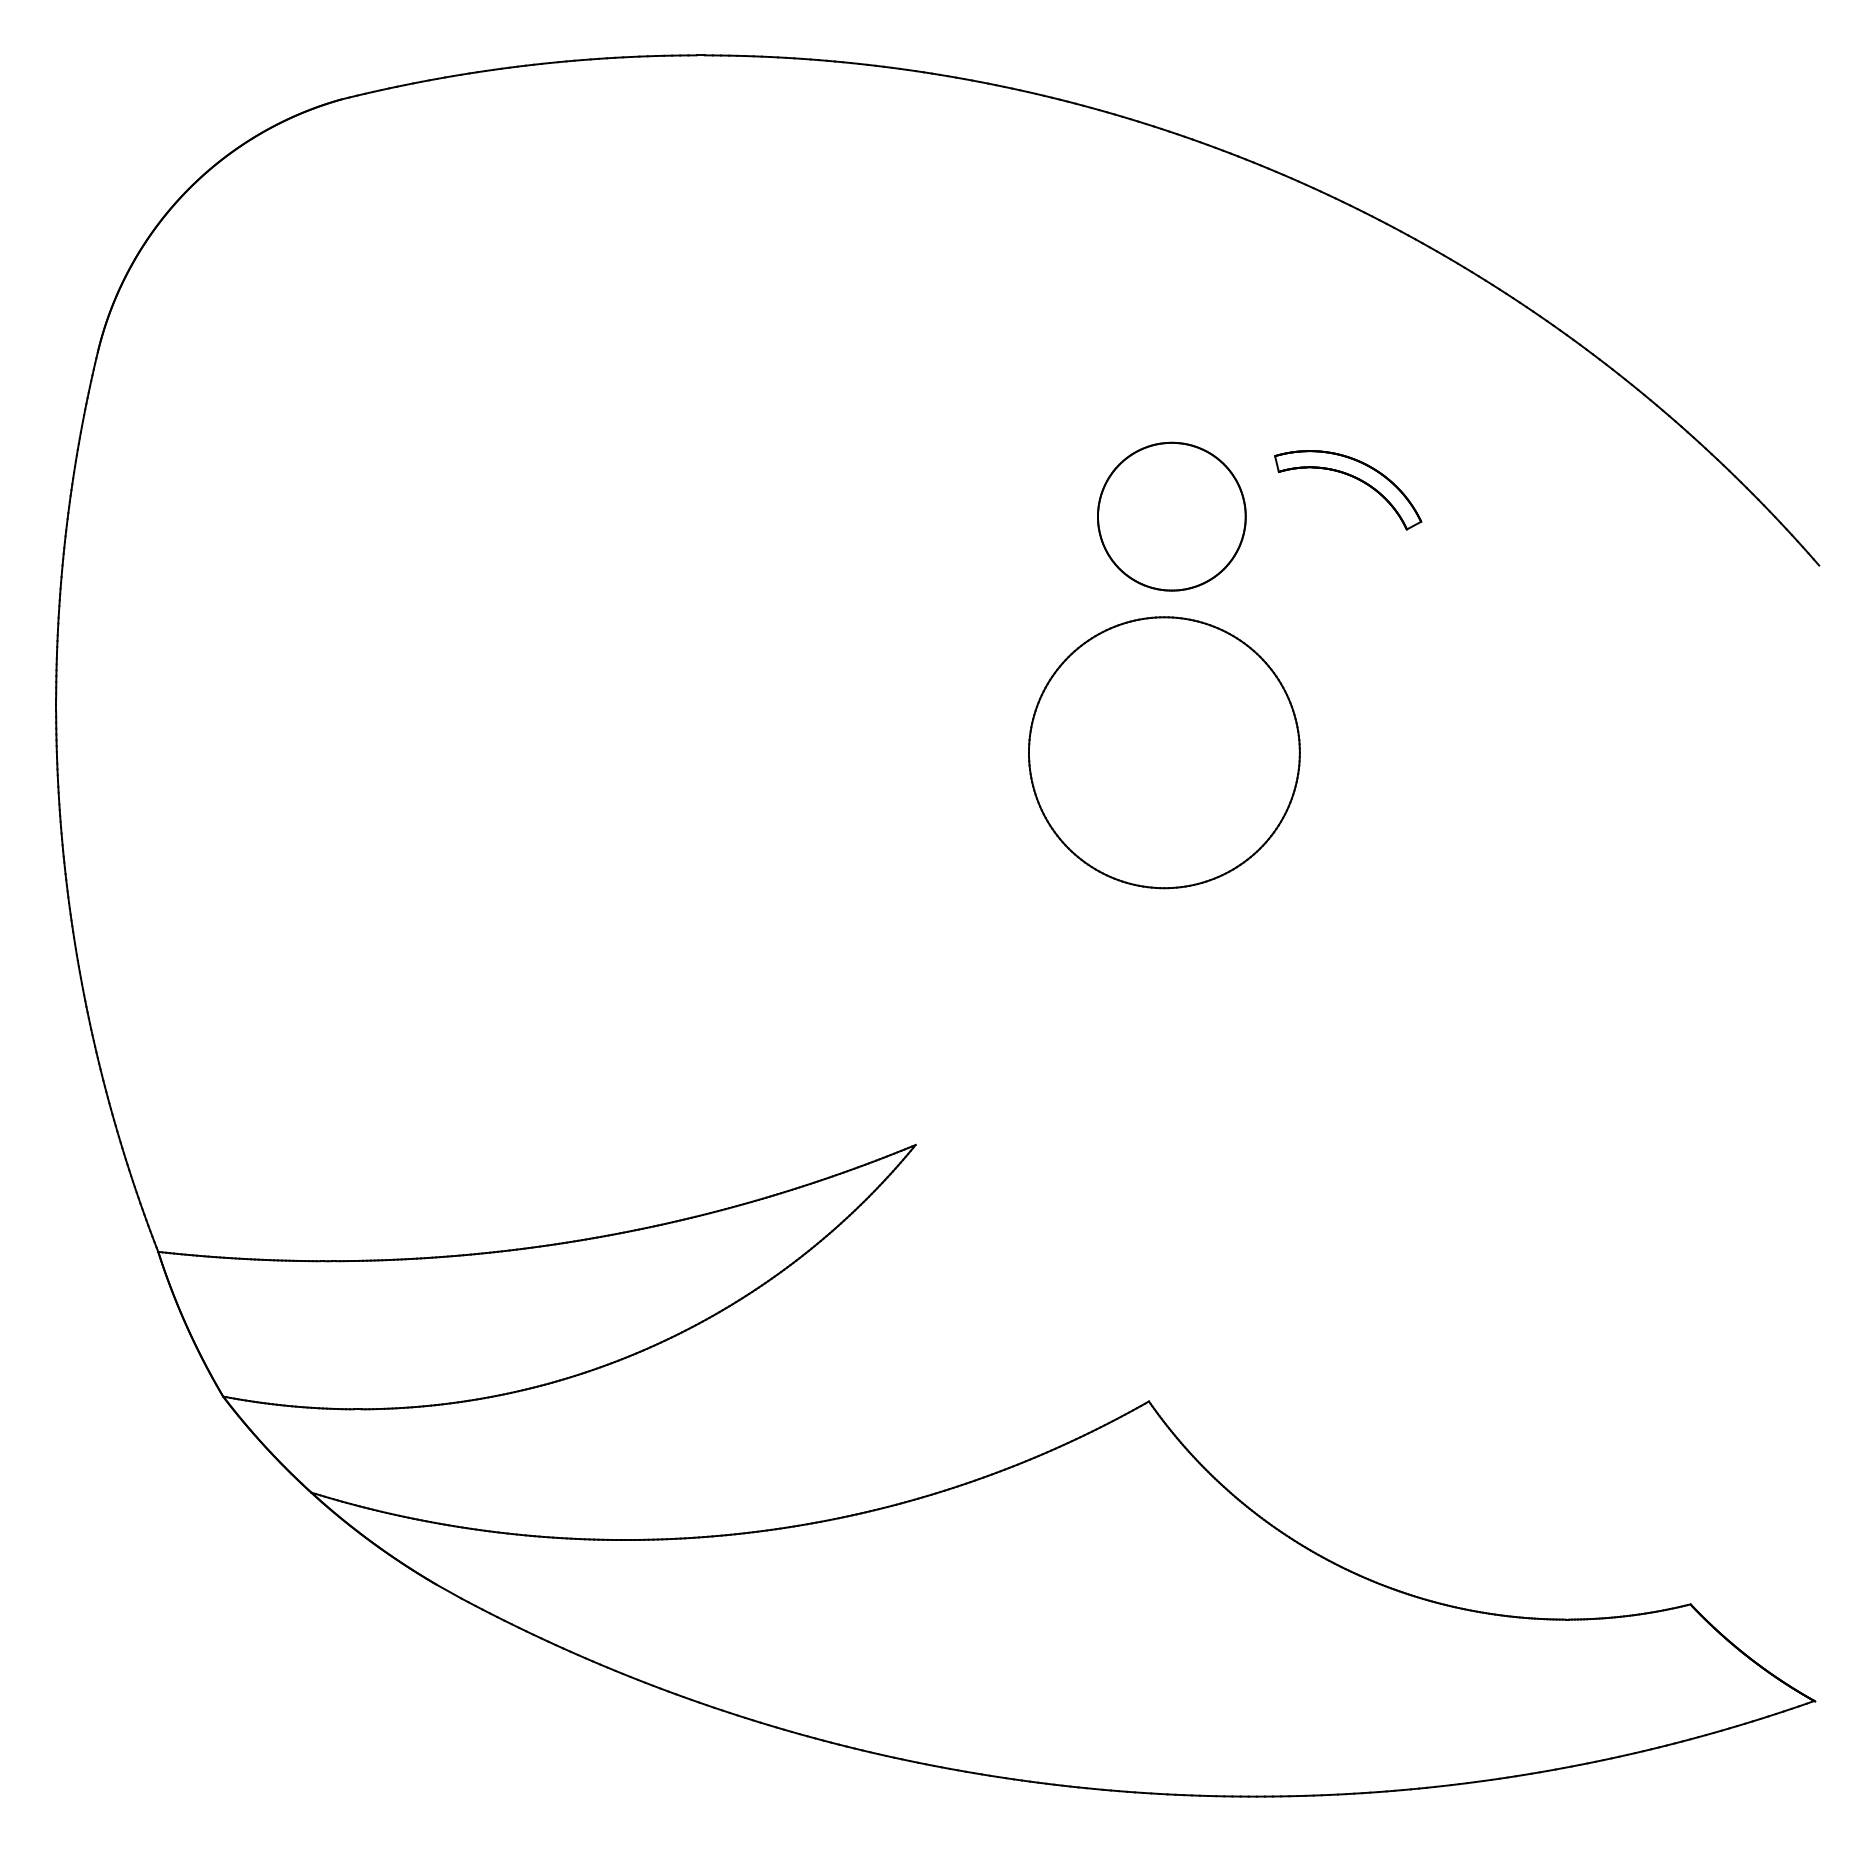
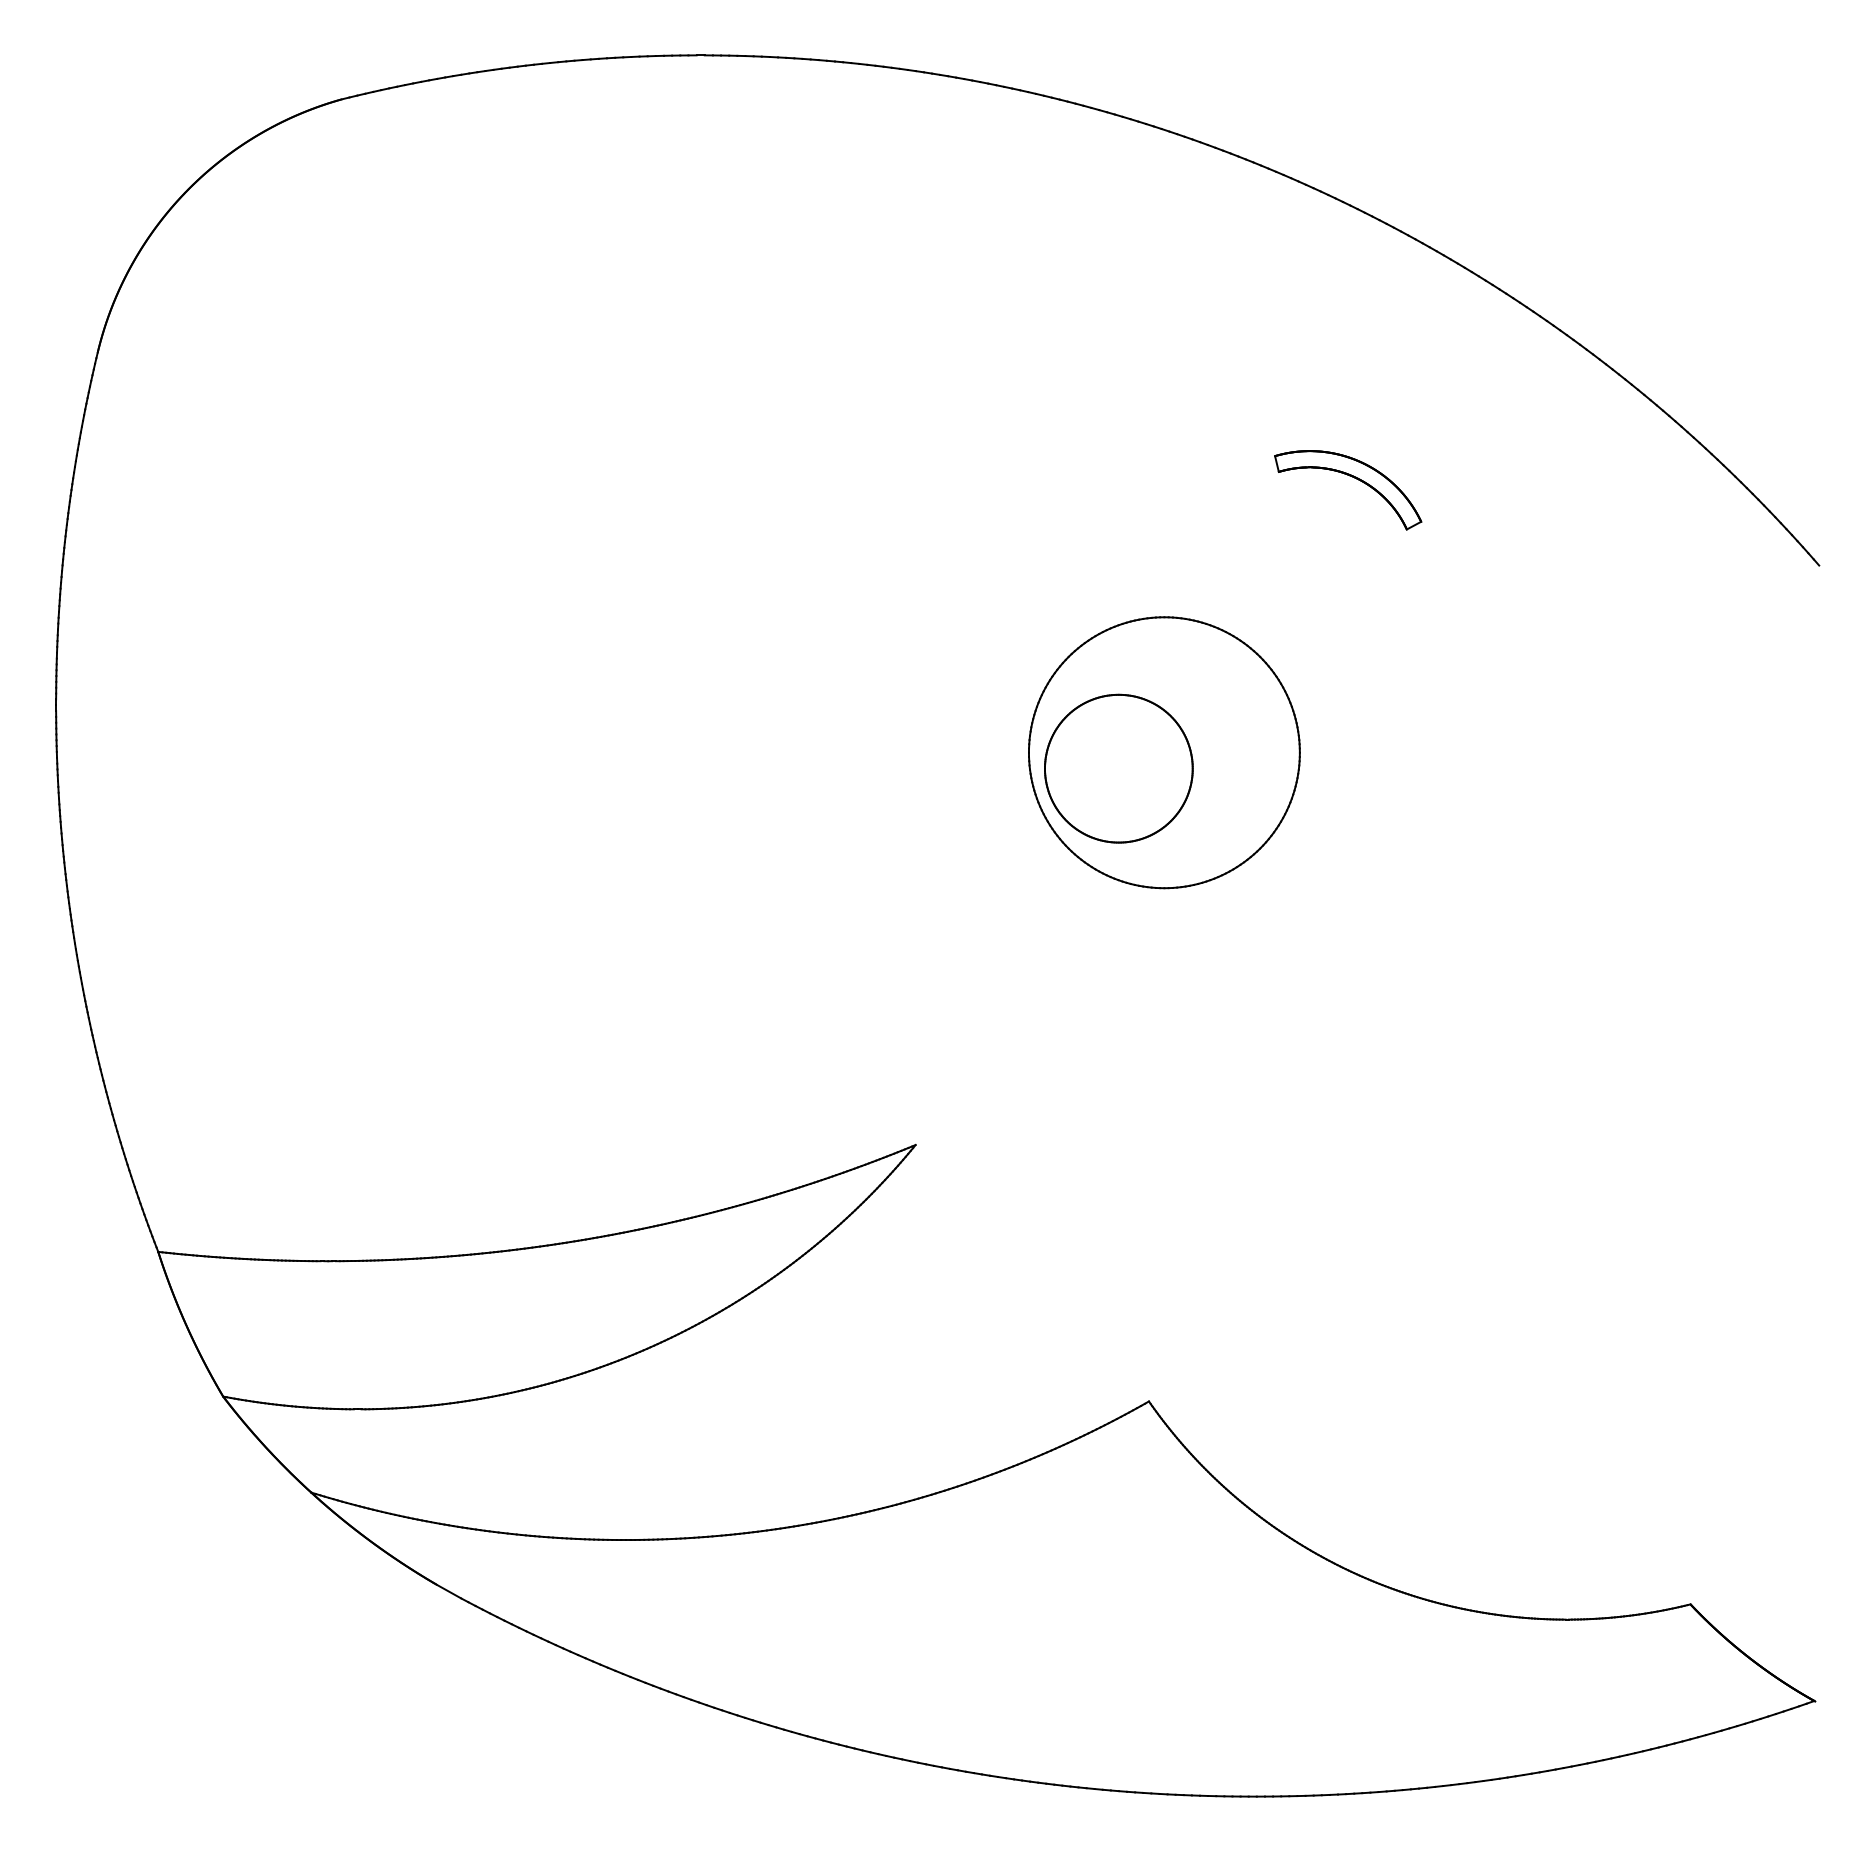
part position: (1171, 516) -> (1118, 768) (1118, 768)
